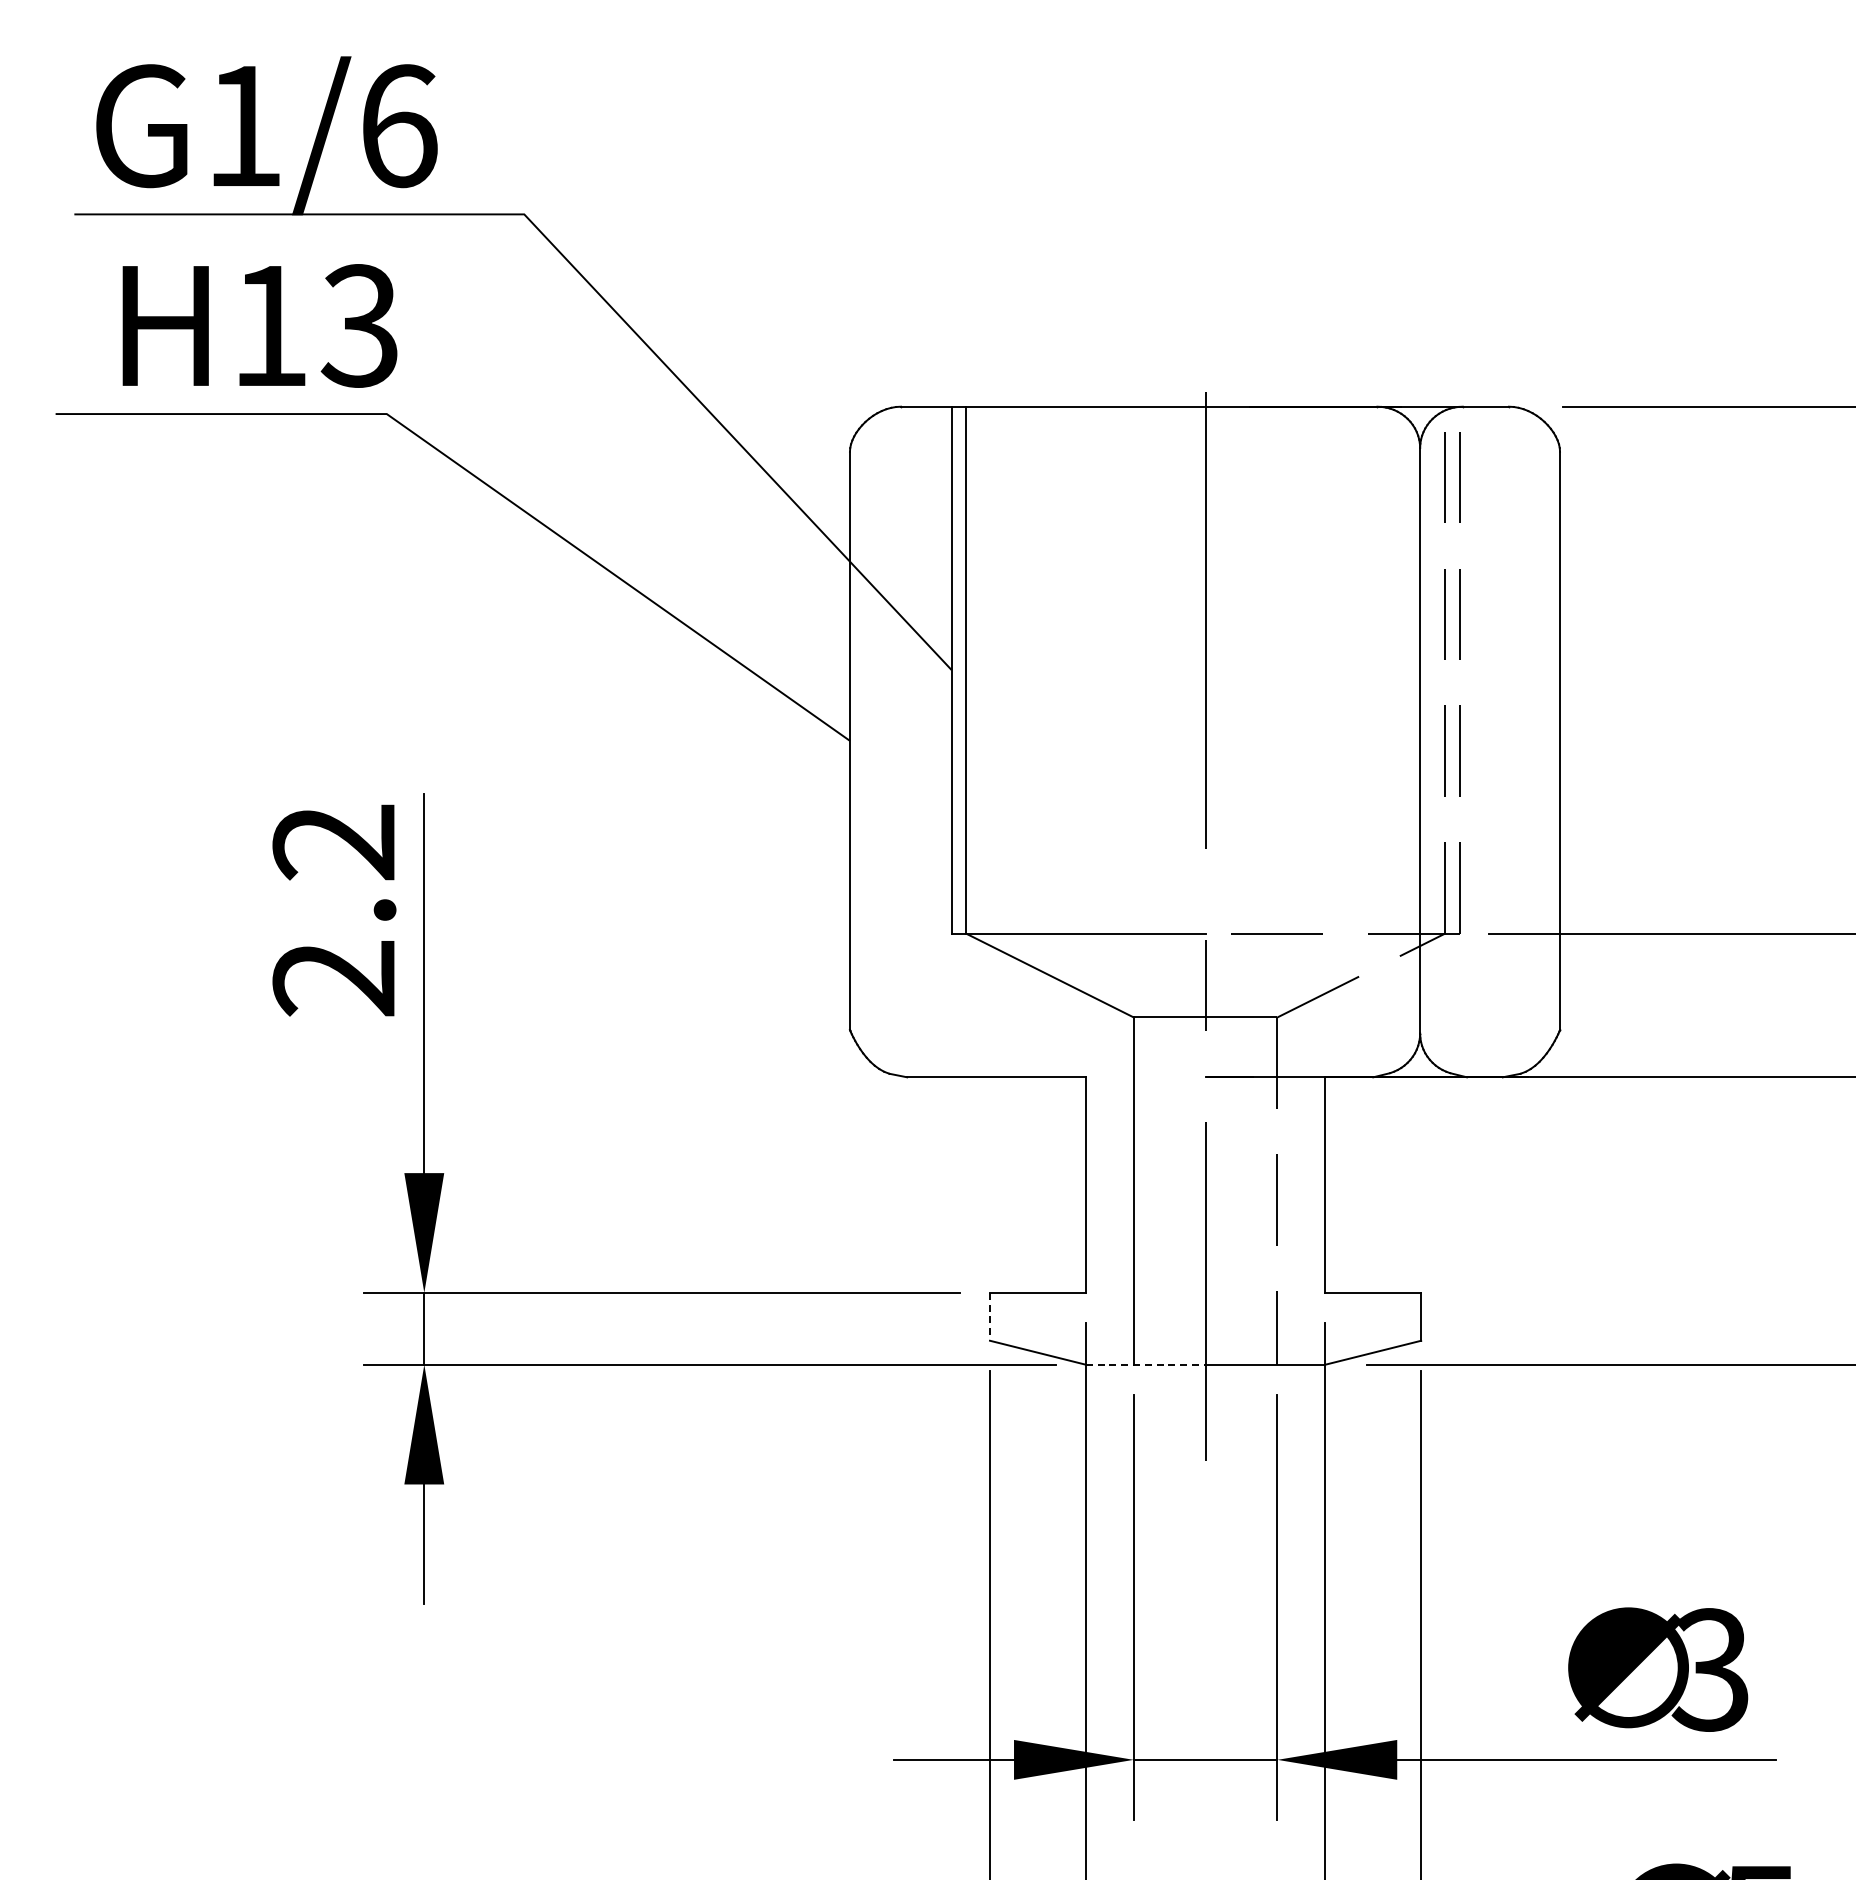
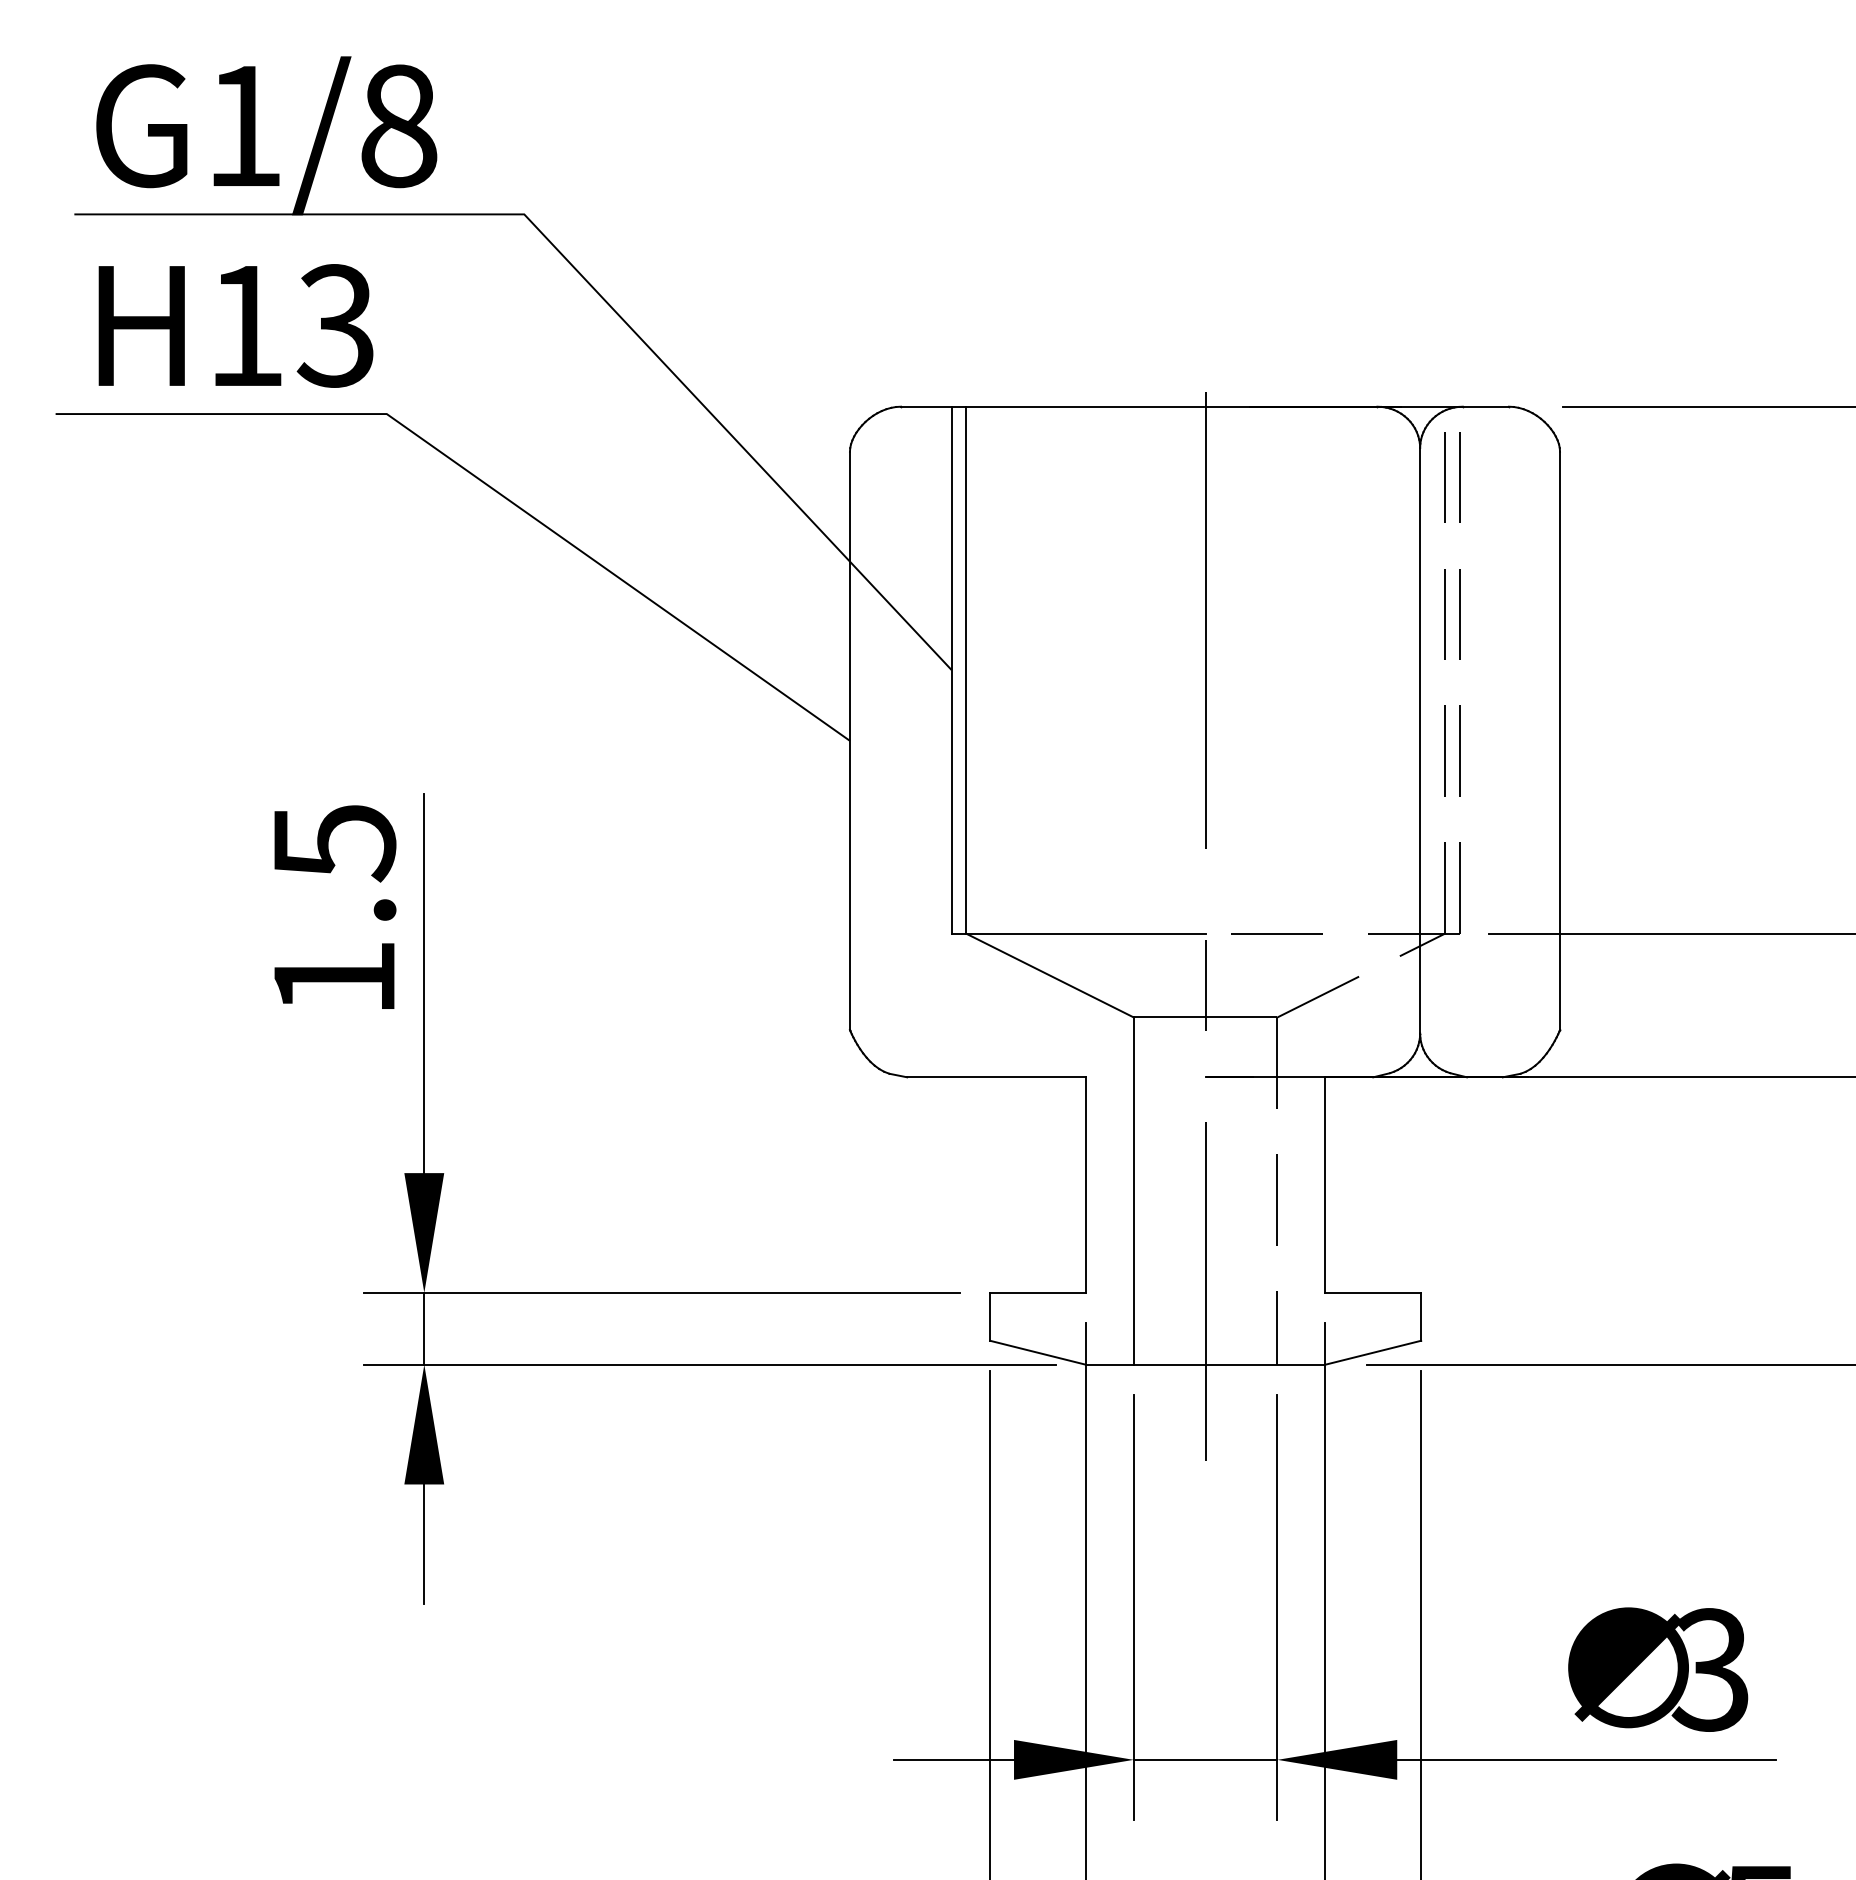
text: G1/6 -> G1/8 (399, 126)
text position: (259, 325) -> (235, 325) (235, 325)
text: 2.2 -> 1.5 (334, 910)
line: dashed -> solid (990, 1316)
line: dashed -> solid (1145, 1364)
